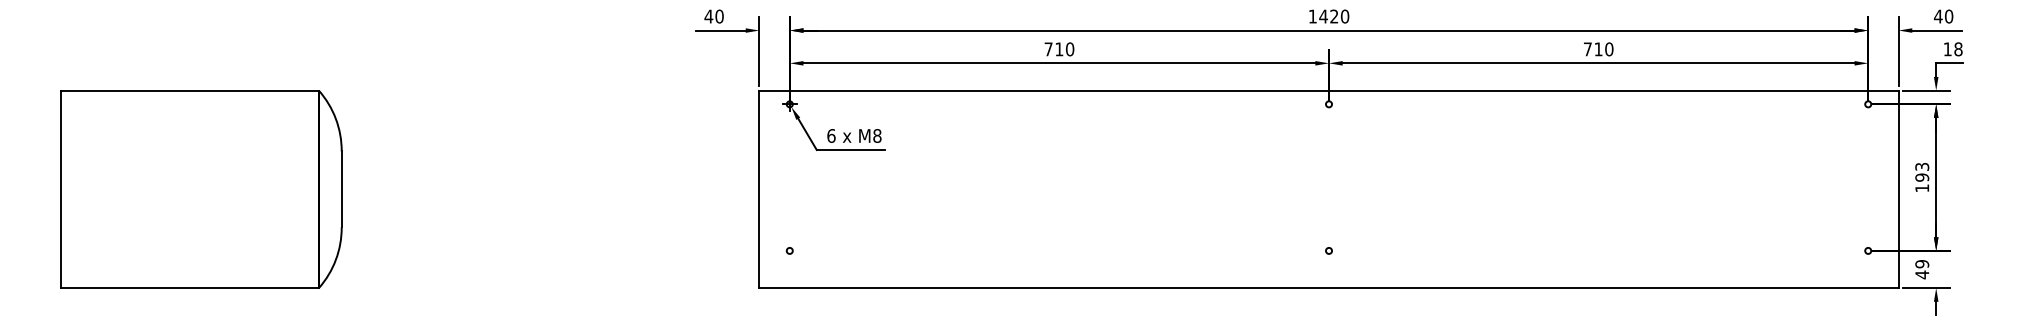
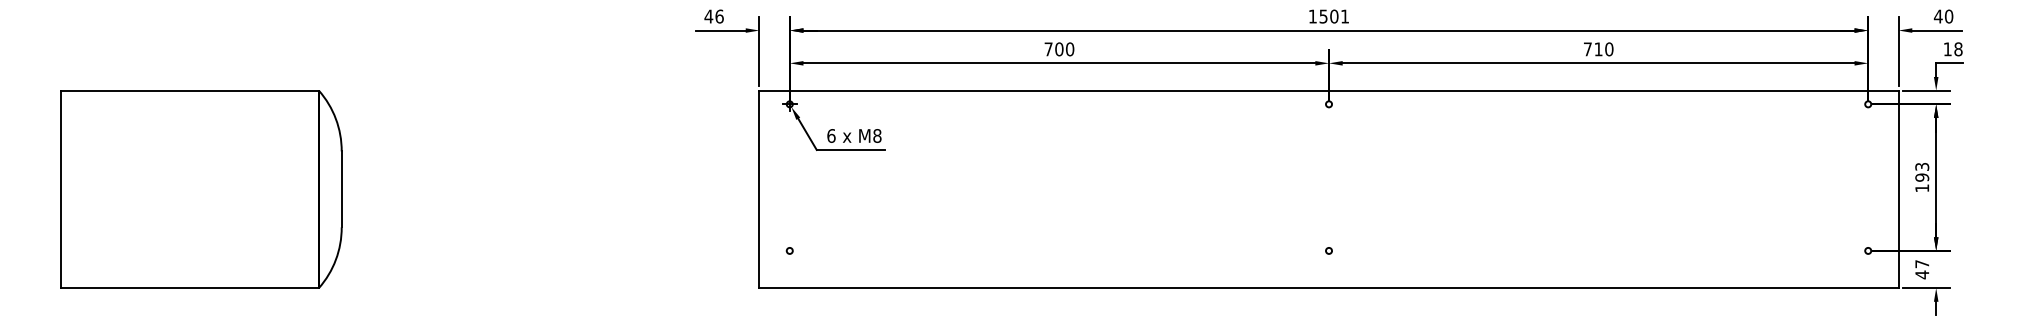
text: 40 -> 46 (719, 16)
text: 1420 -> 1501 (1334, 16)
text: 710 -> 700 (1059, 49)
text: 49 -> 47 (1922, 264)
